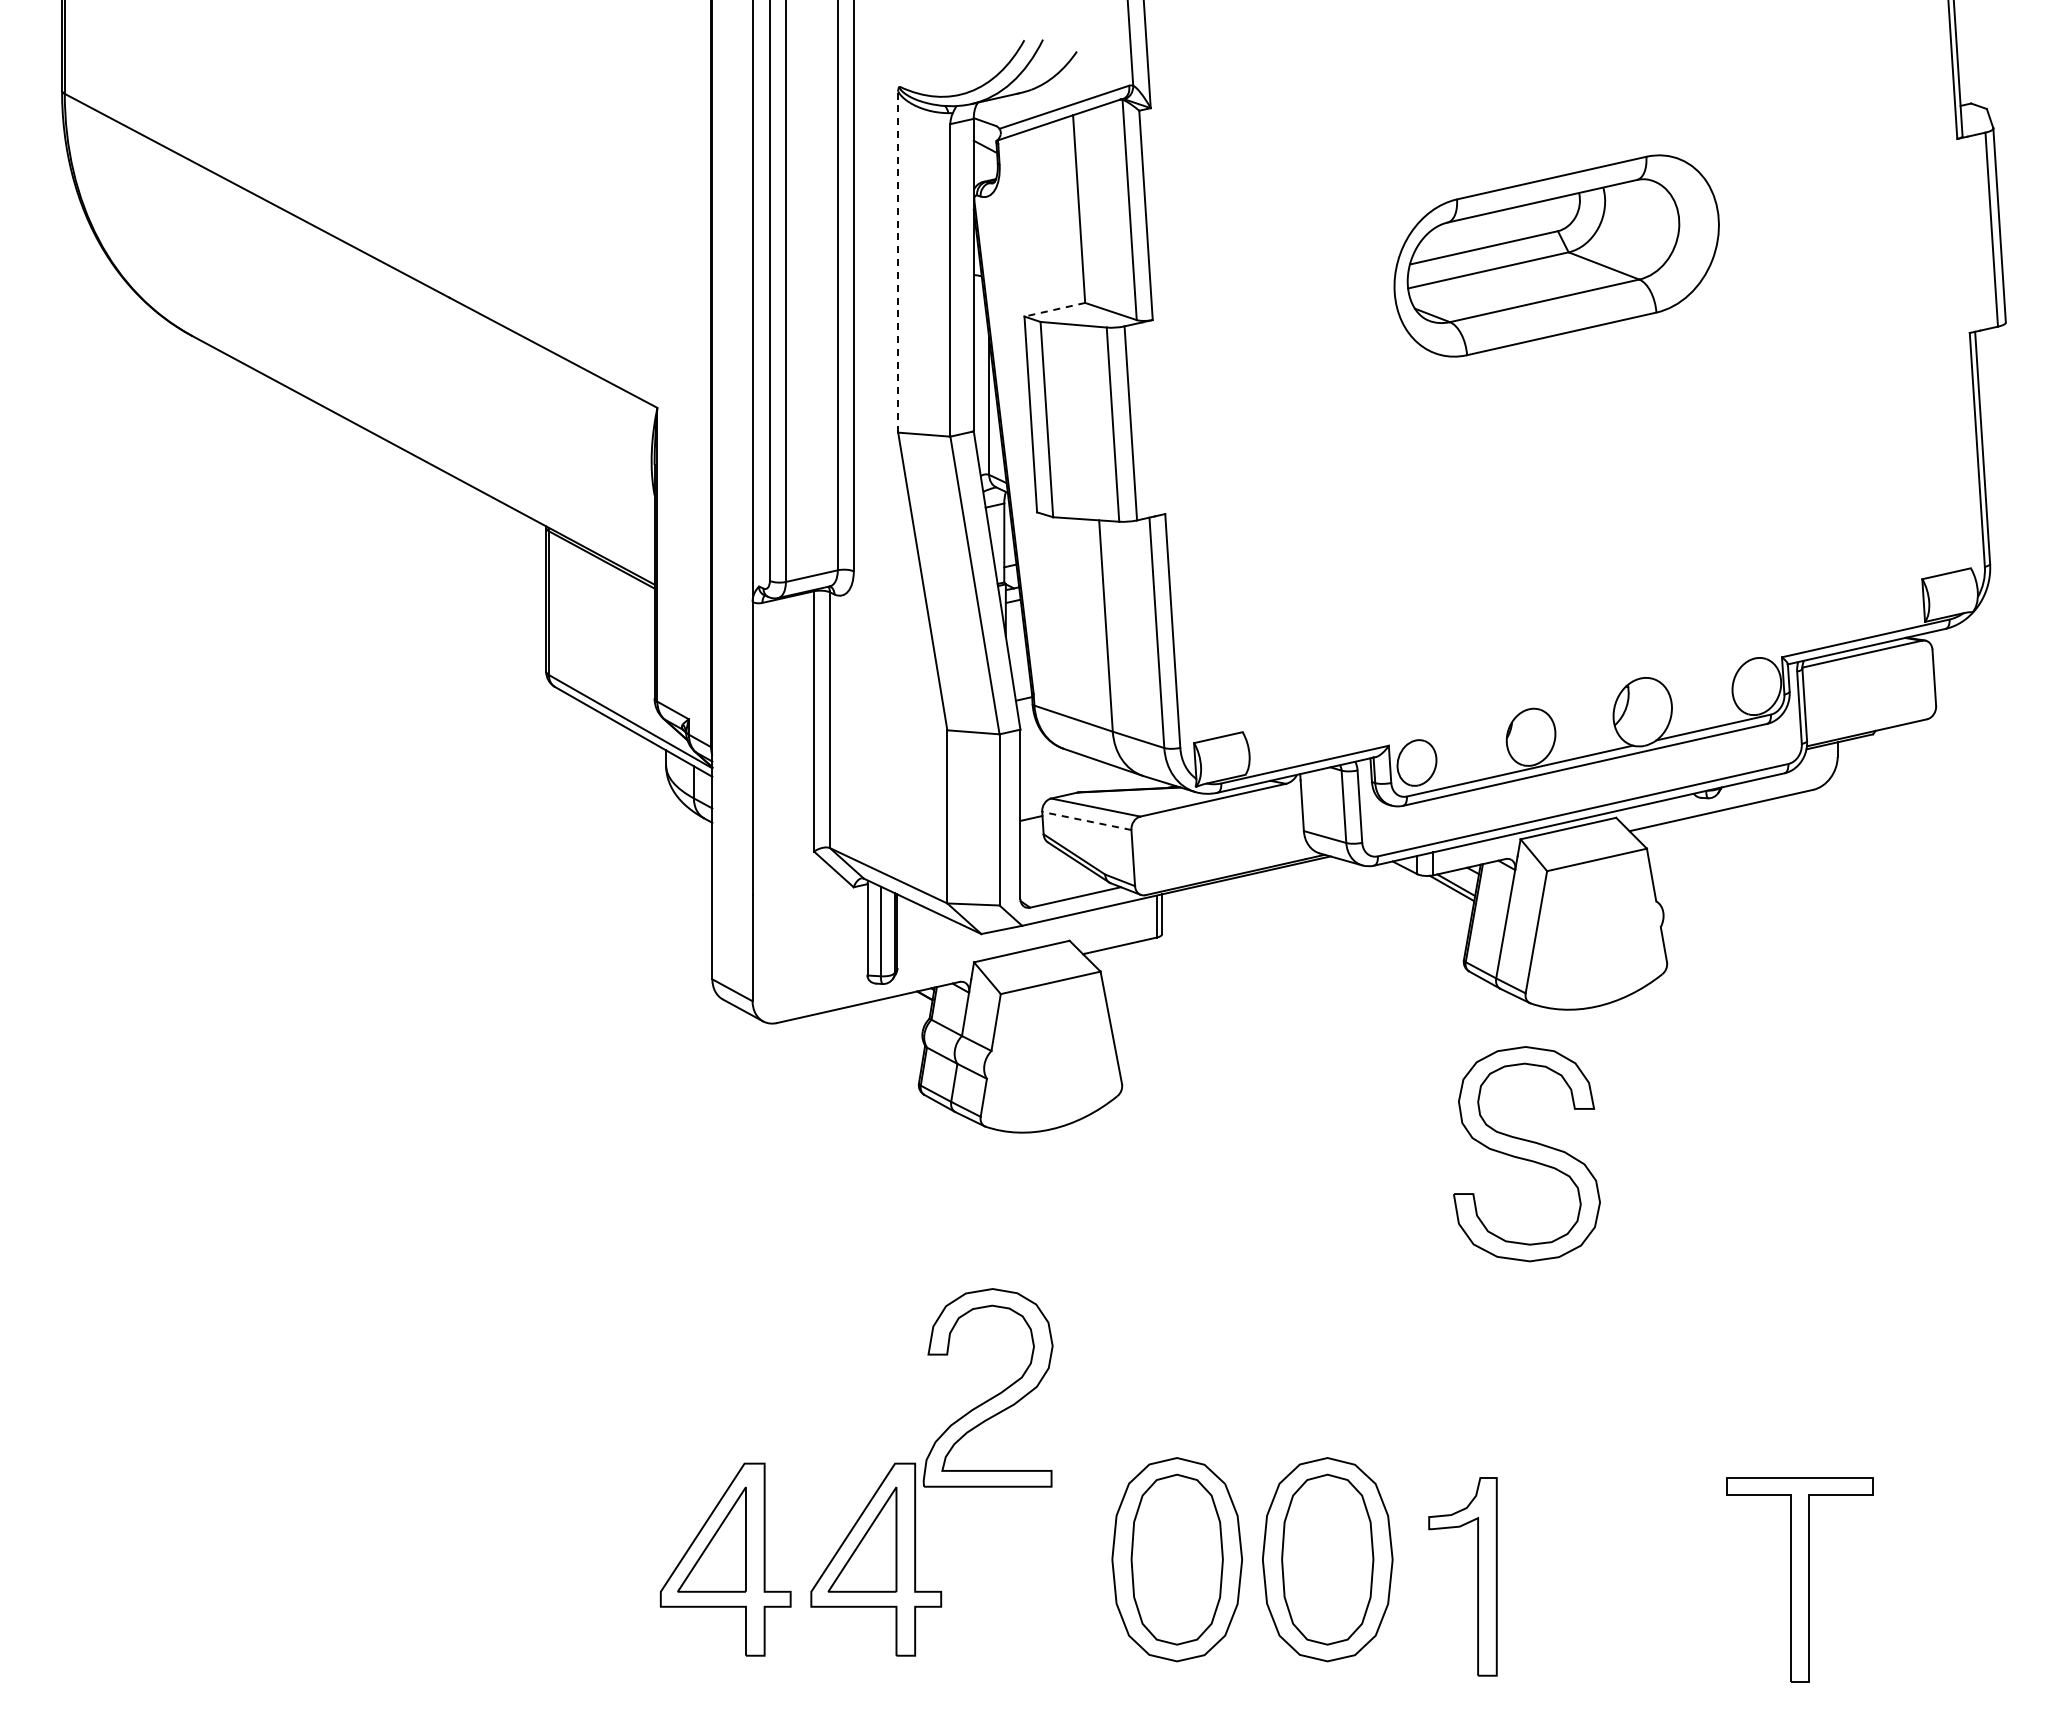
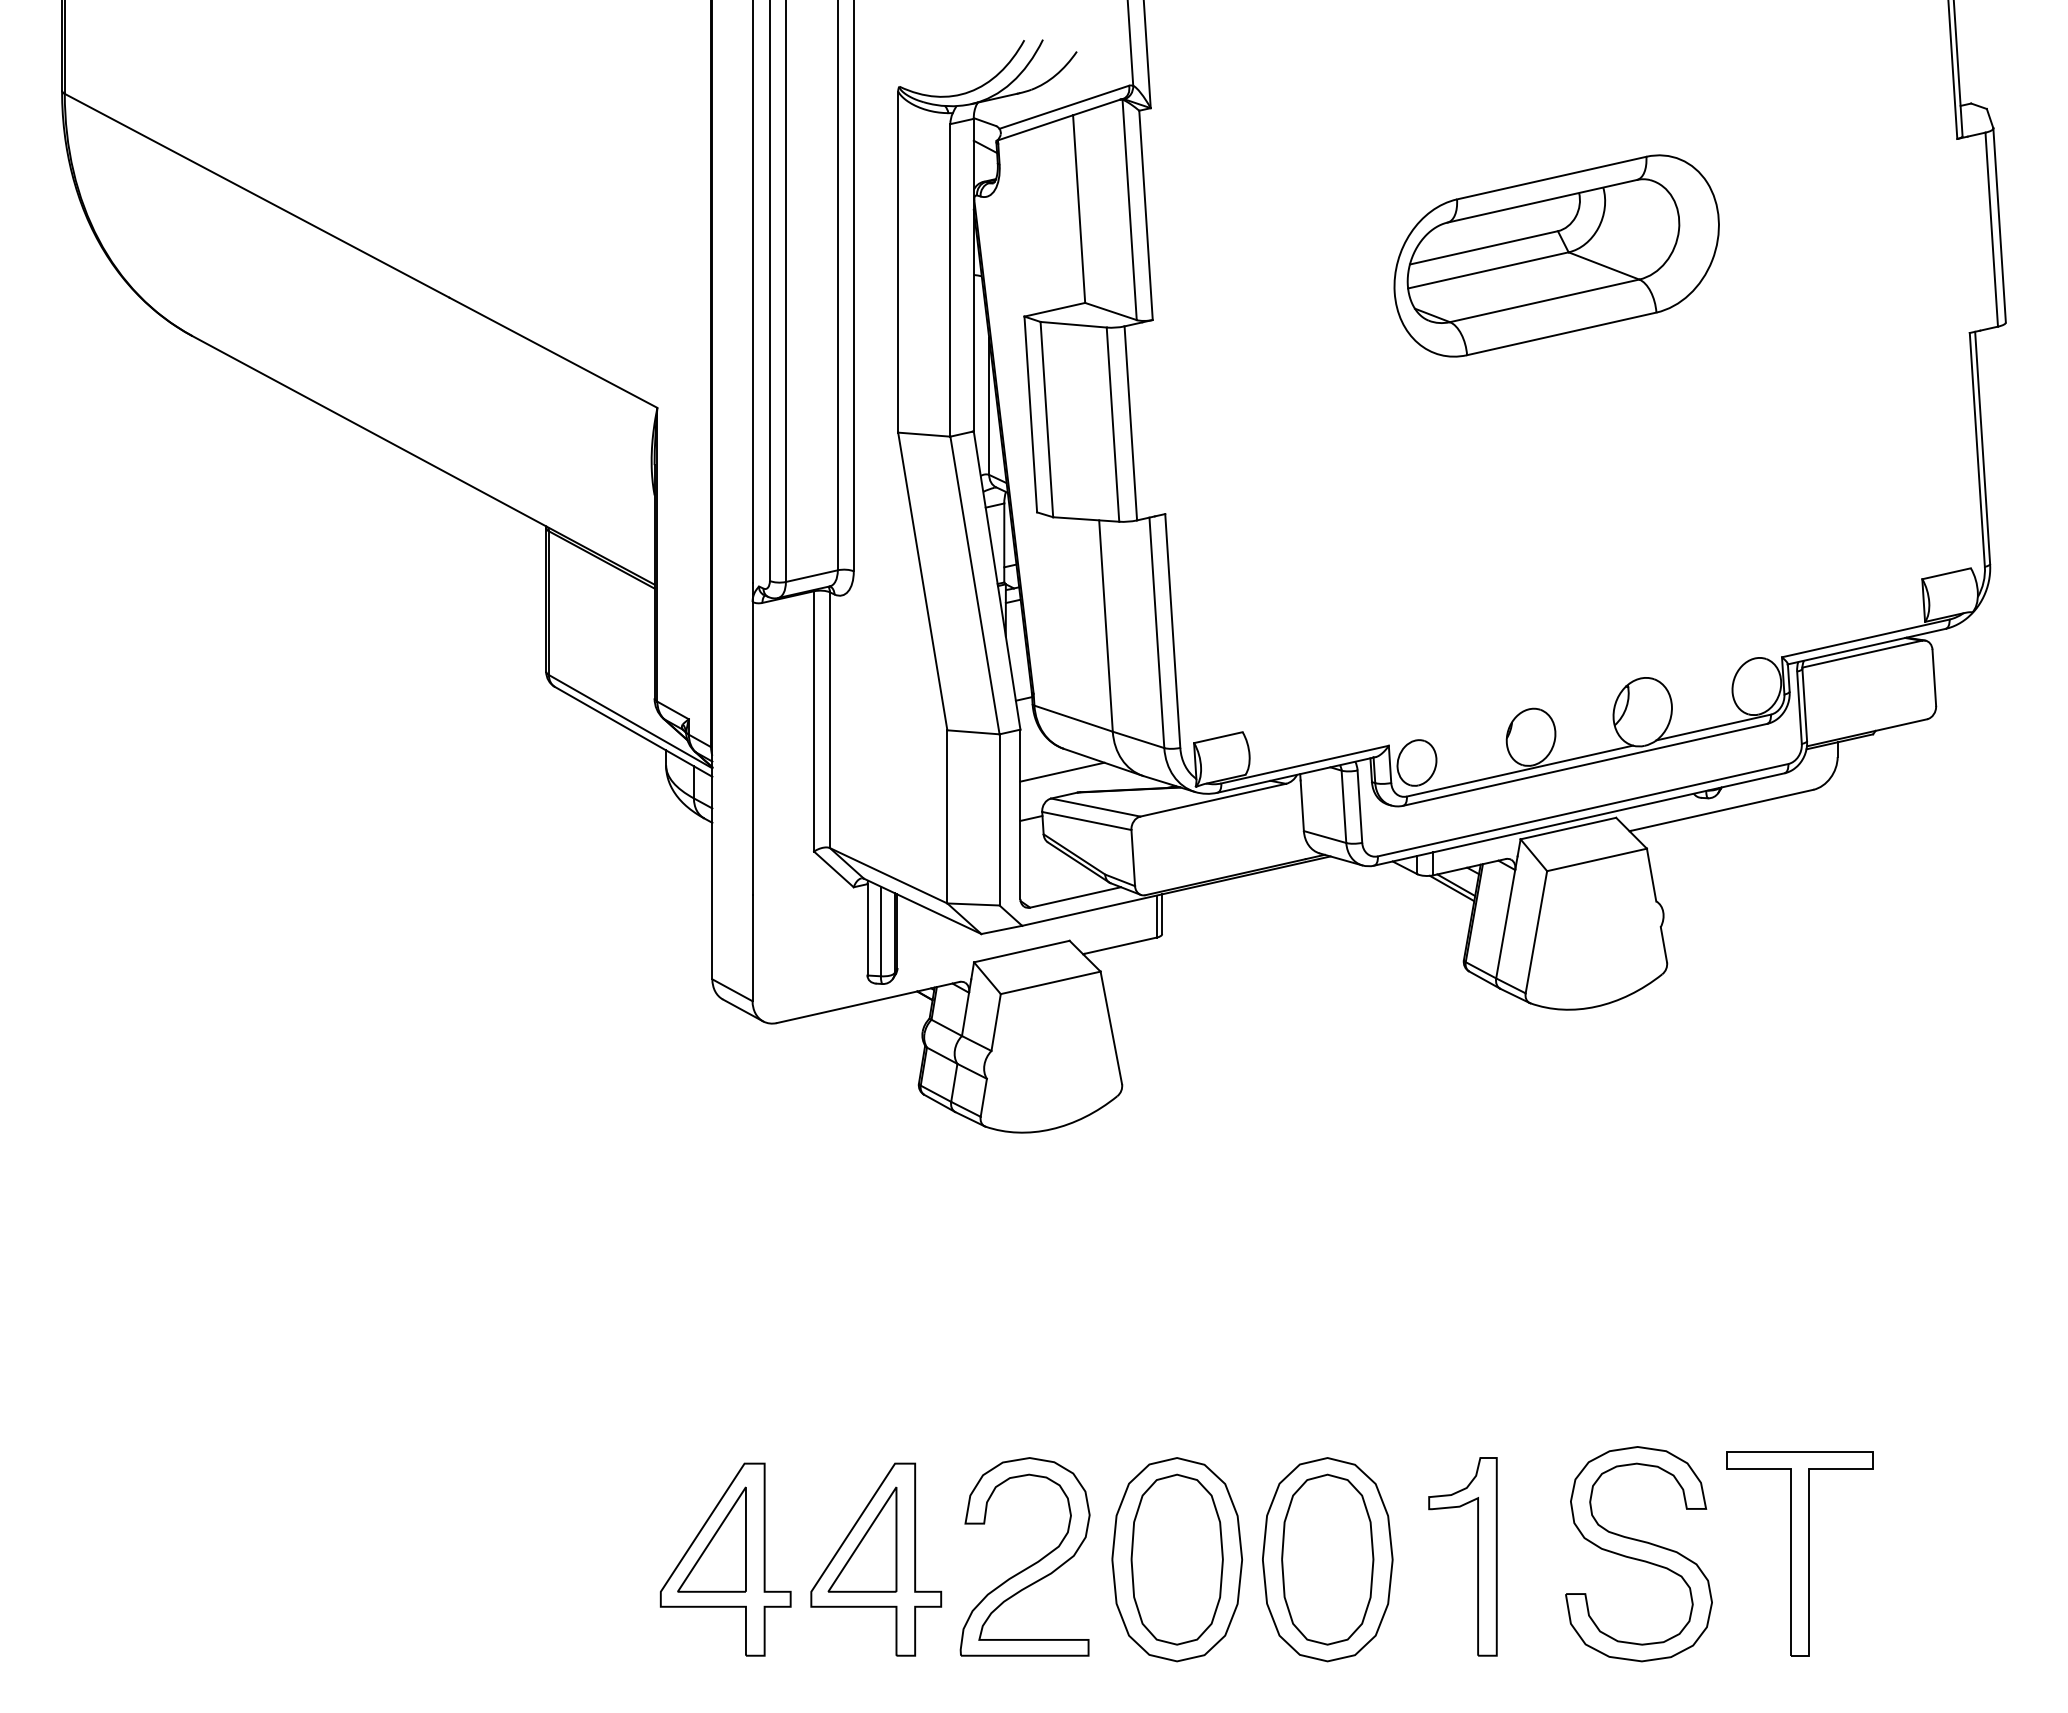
line: dashed -> solid (898, 261)
line: dashed -> solid (1054, 309)
line: none -> present (1062, 771)
line: dashed -> solid (1086, 821)
part position: (1526, 1154) -> (1638, 1554) (1638, 1554)
part position: (992, 1396) -> (1029, 1565) (1029, 1565)
part position: (1477, 1576) -> (1477, 1556) (1477, 1556)
part position: (1799, 1579) -> (1799, 1553) (1799, 1553)
